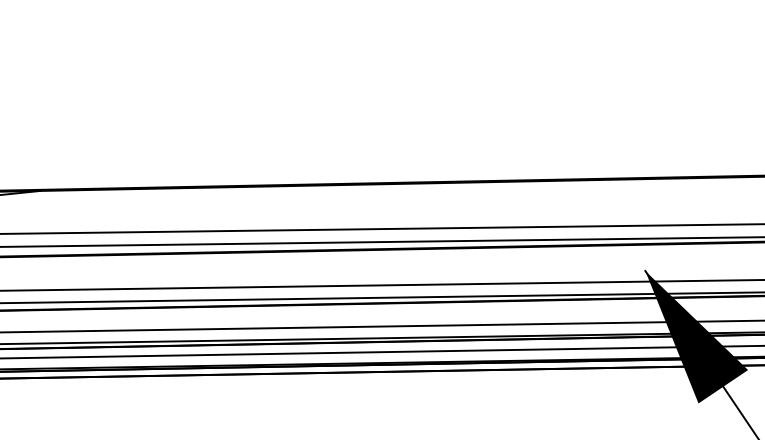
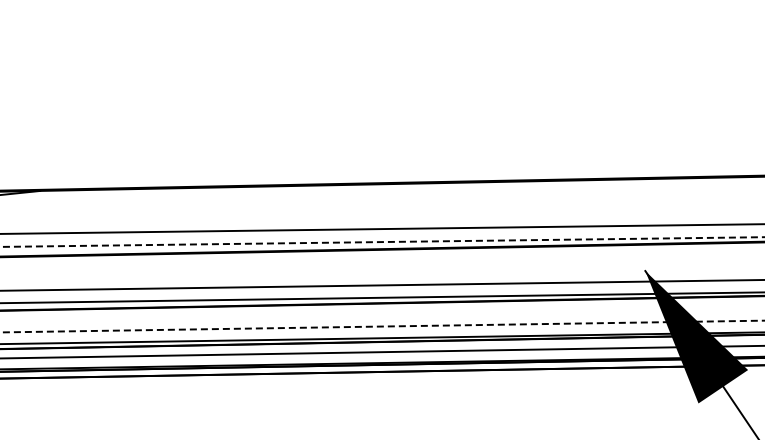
line: solid -> dashed (382, 242)
line: solid -> dashed (382, 326)
